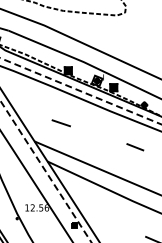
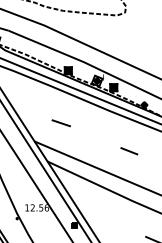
line: dashed -> solid (81, 91)
line position: (135, 147) -> (129, 151) (129, 151)
line: dashed -> solid (45, 171)
